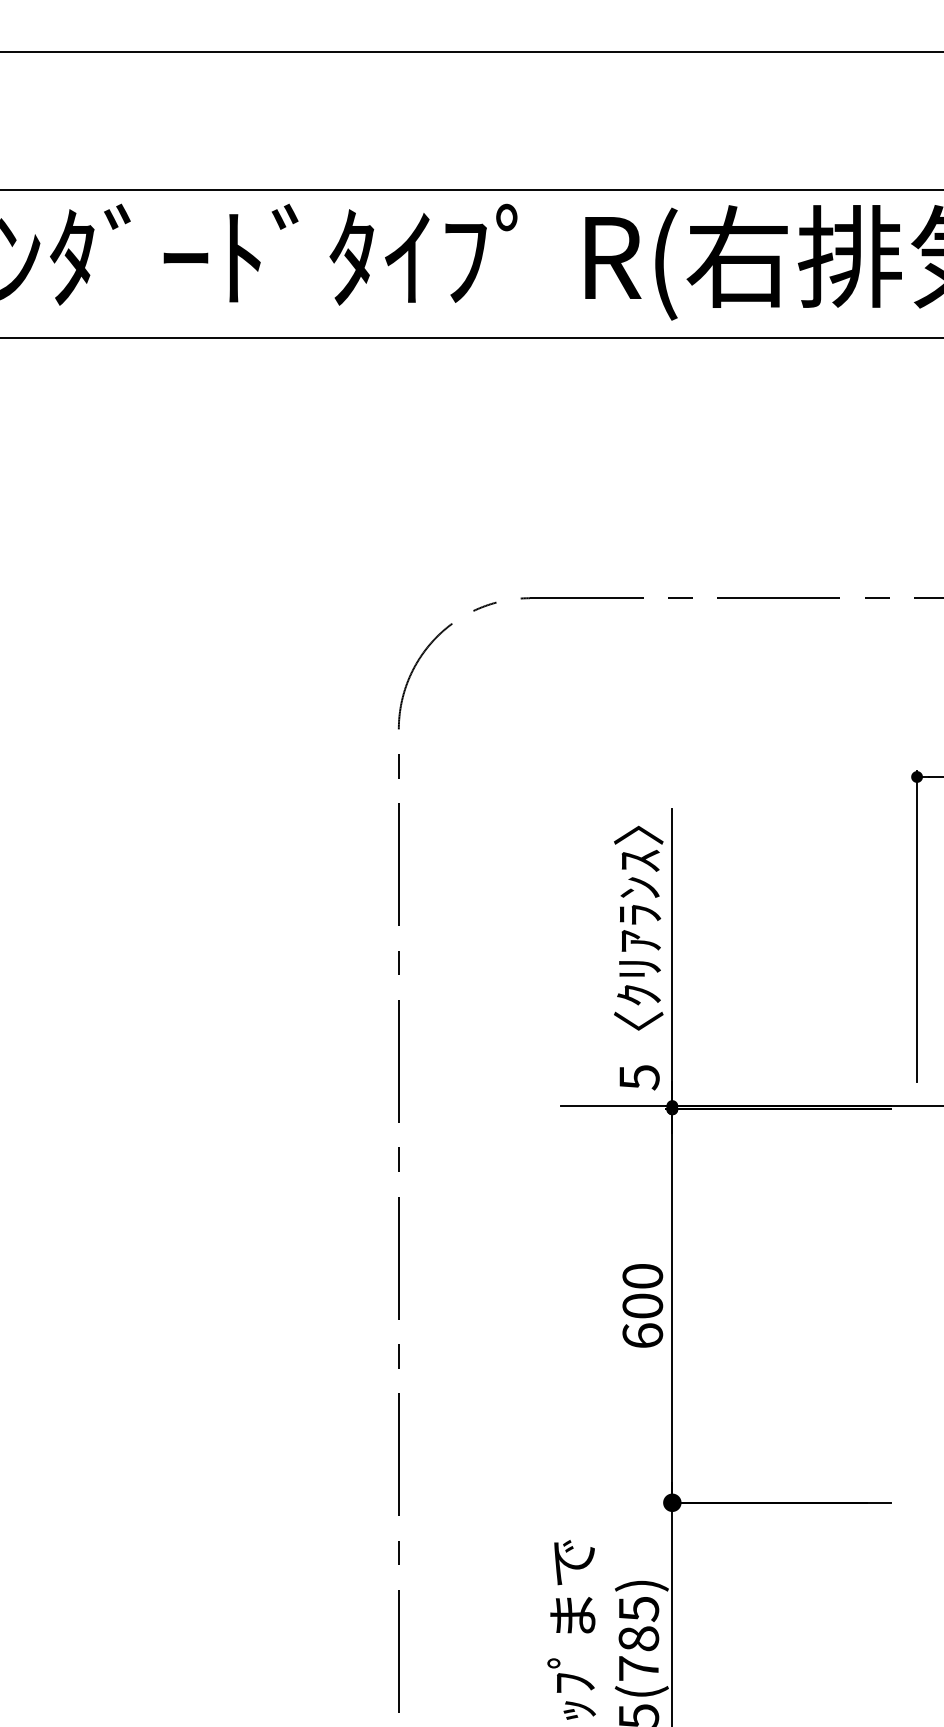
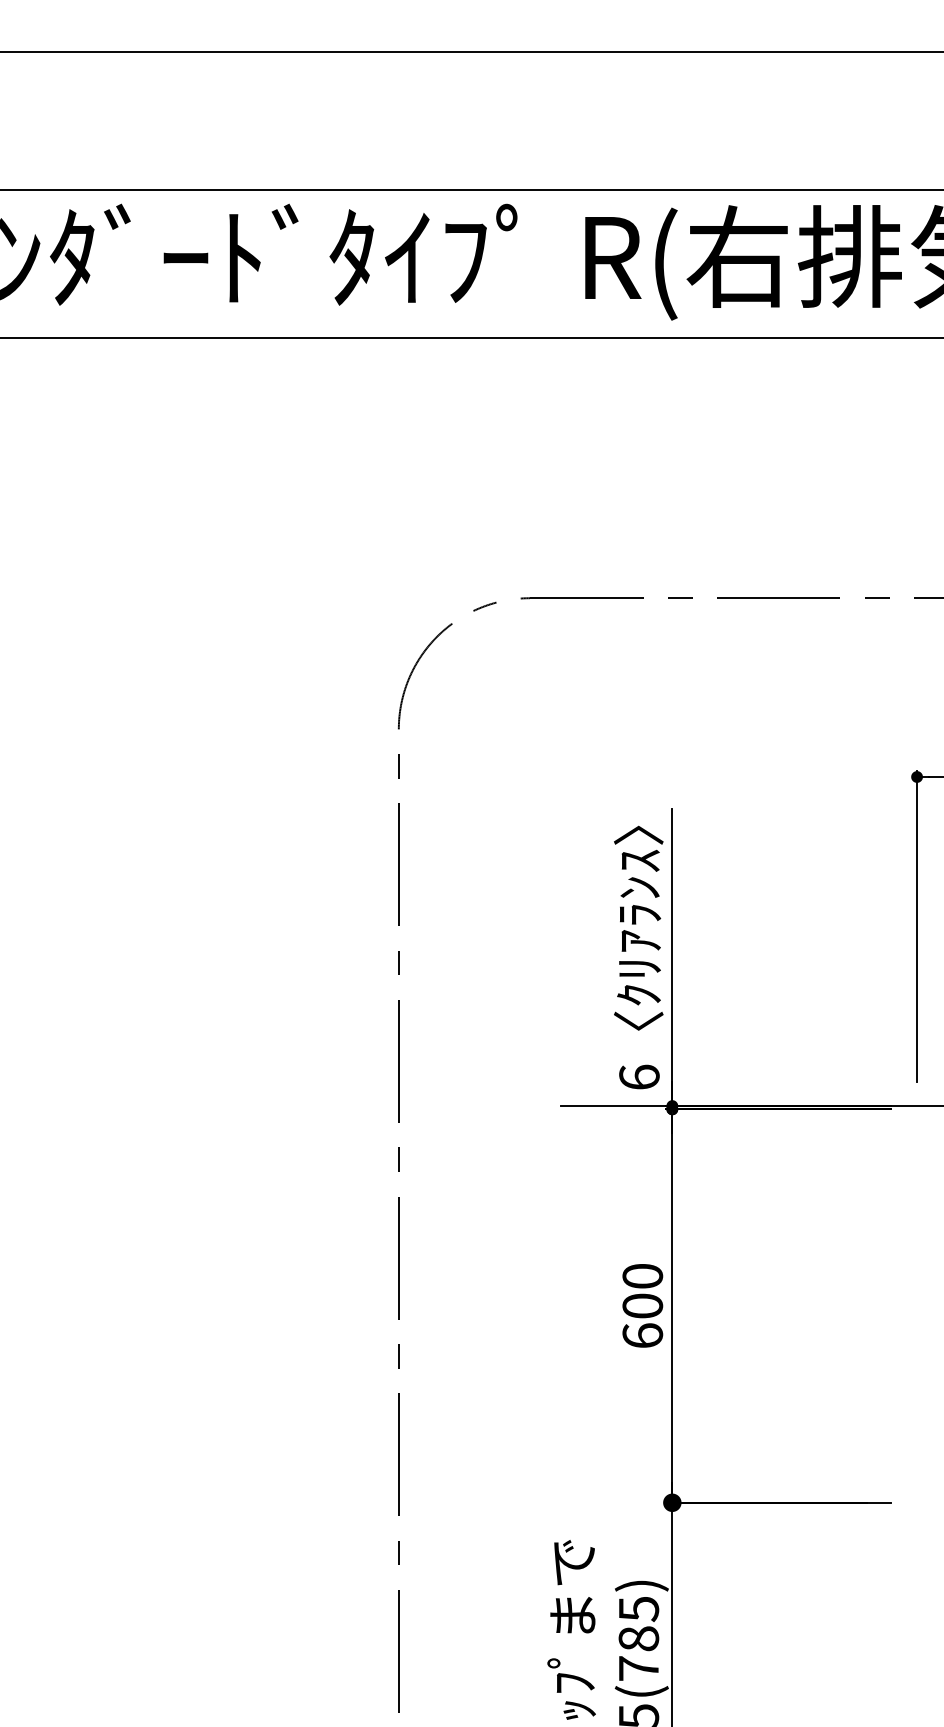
text: 5 -> 6 (639, 1077)
